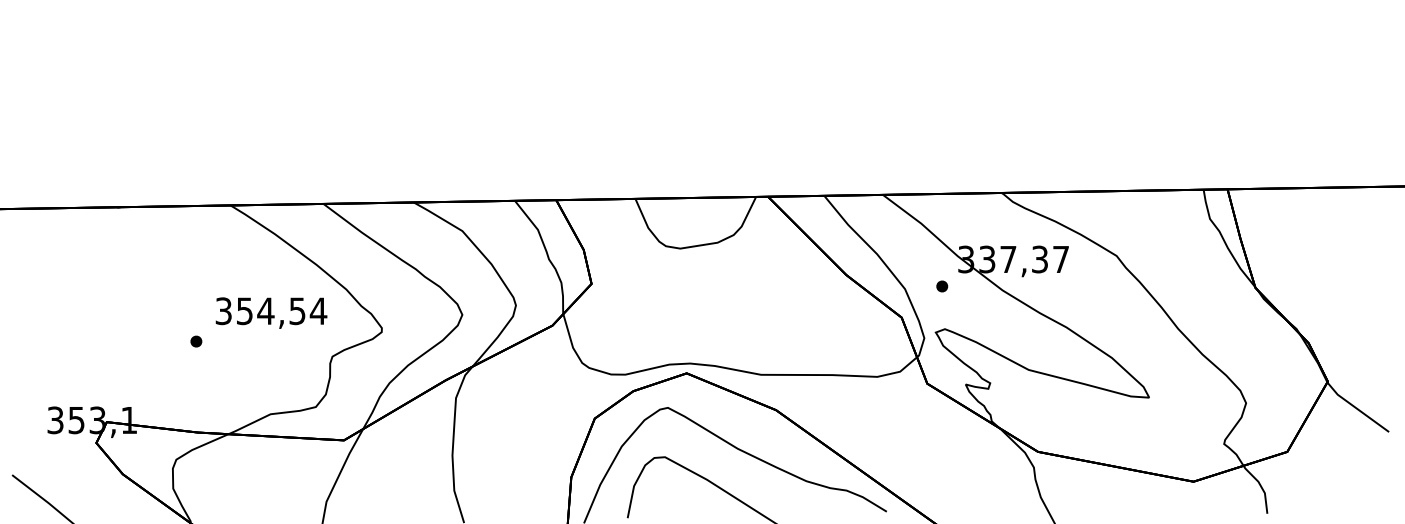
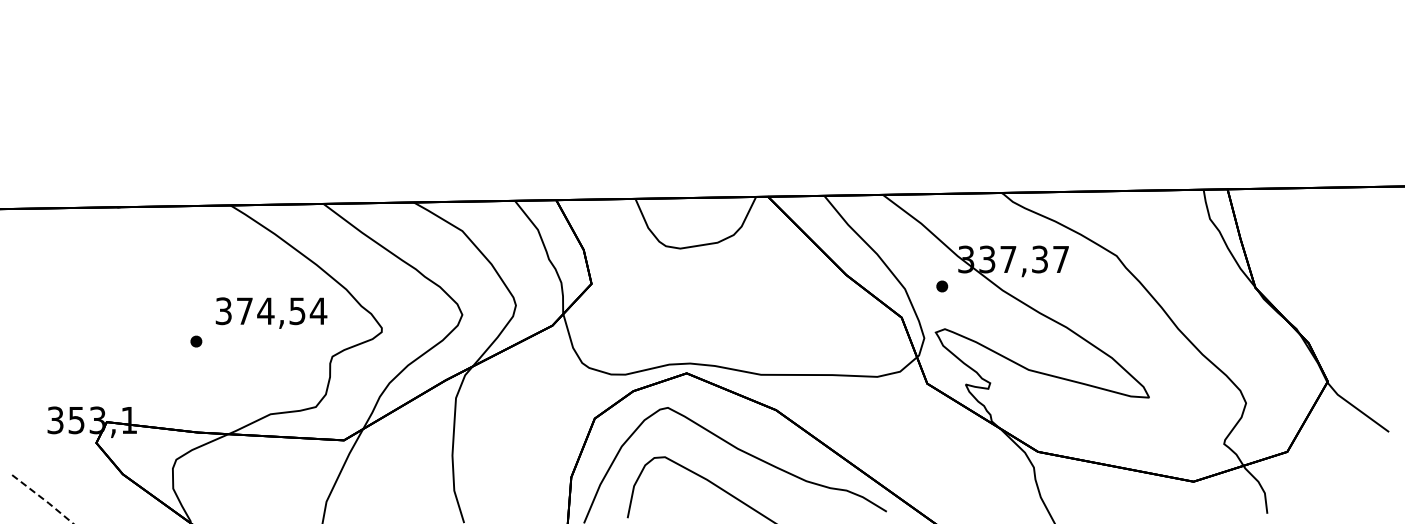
text: 354,54 -> 374,54 (244, 311)
line: solid -> dashed (43, 499)
